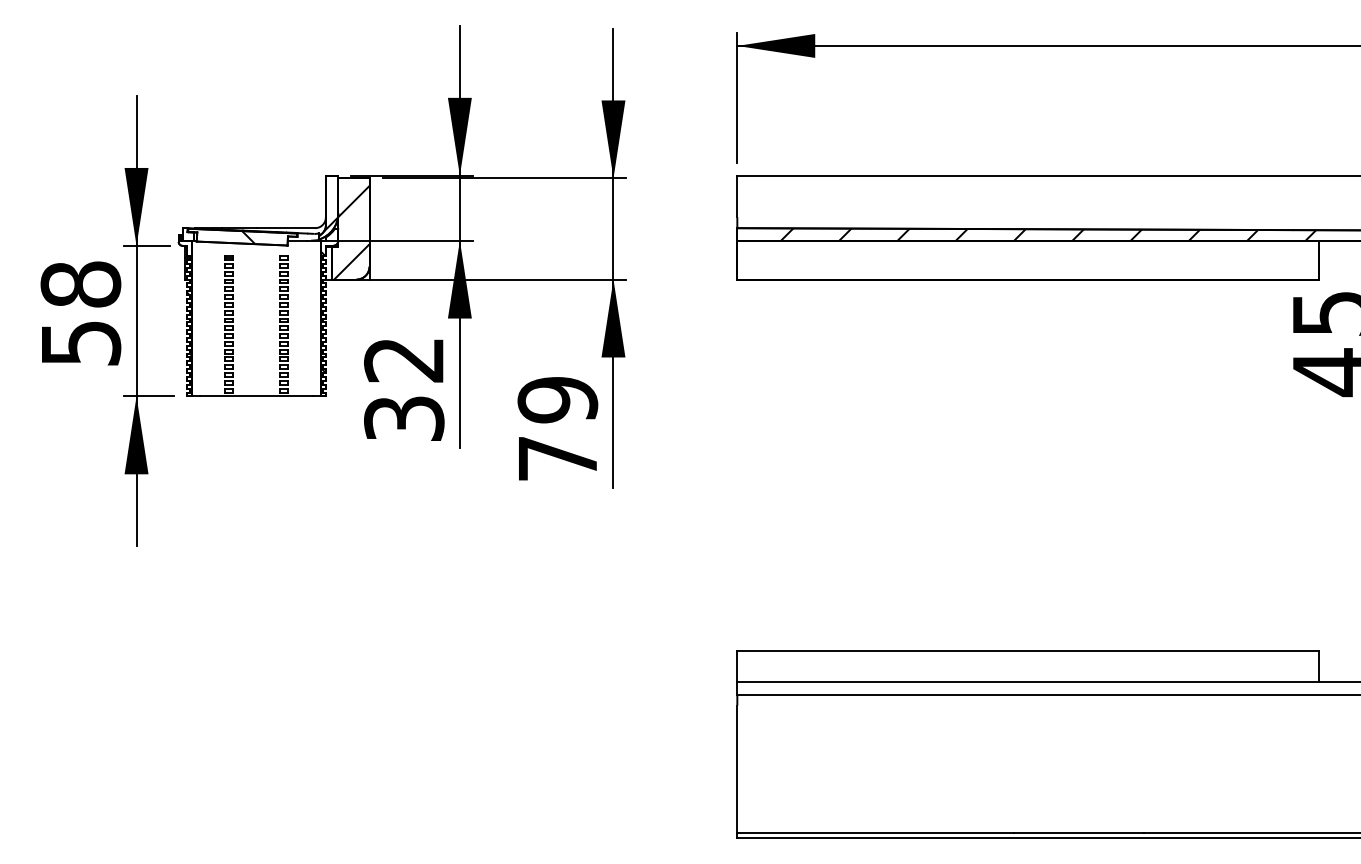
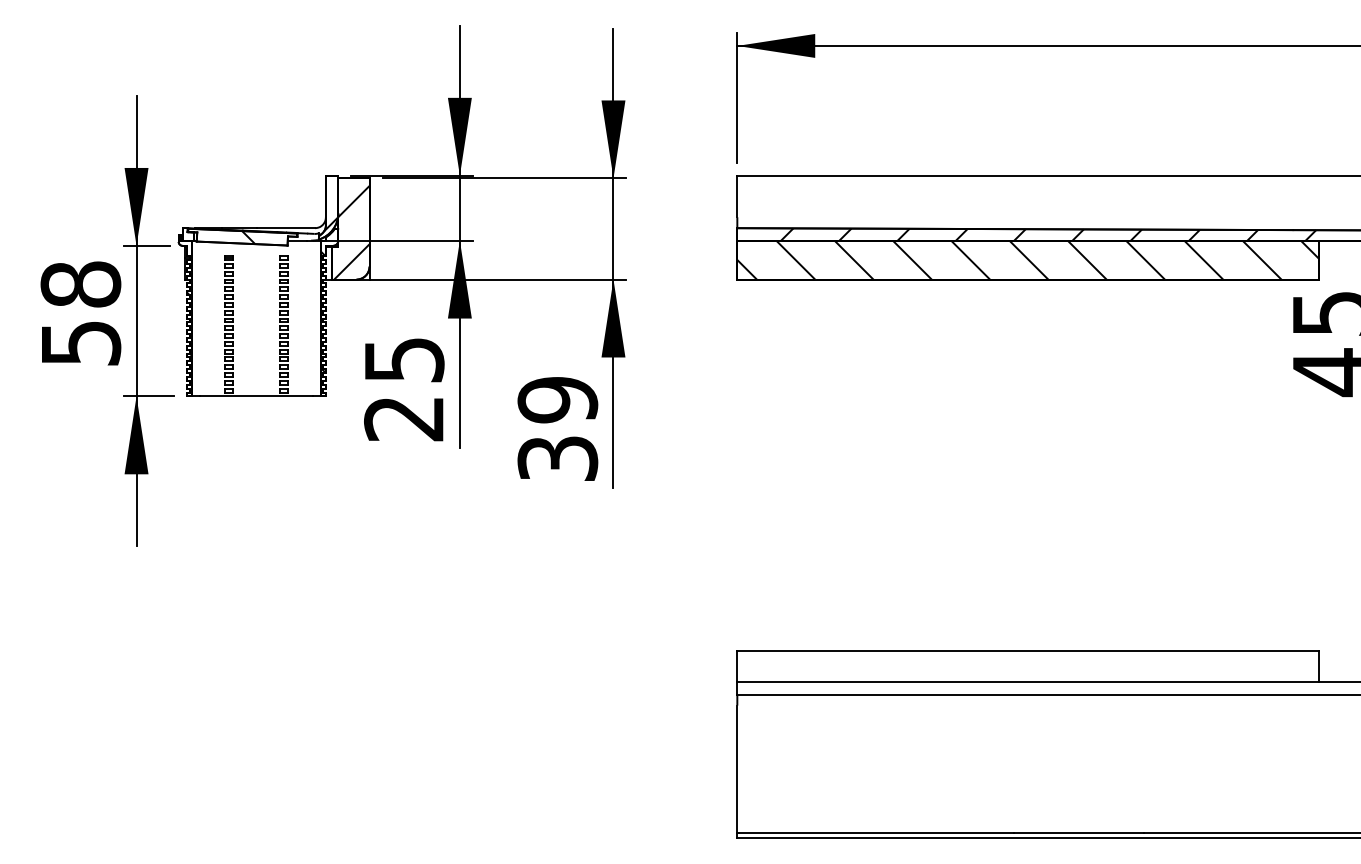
hatch: none -> present (1027, 259)
text: 32 -> 25 (404, 389)
text: 79 -> 39 (557, 458)
